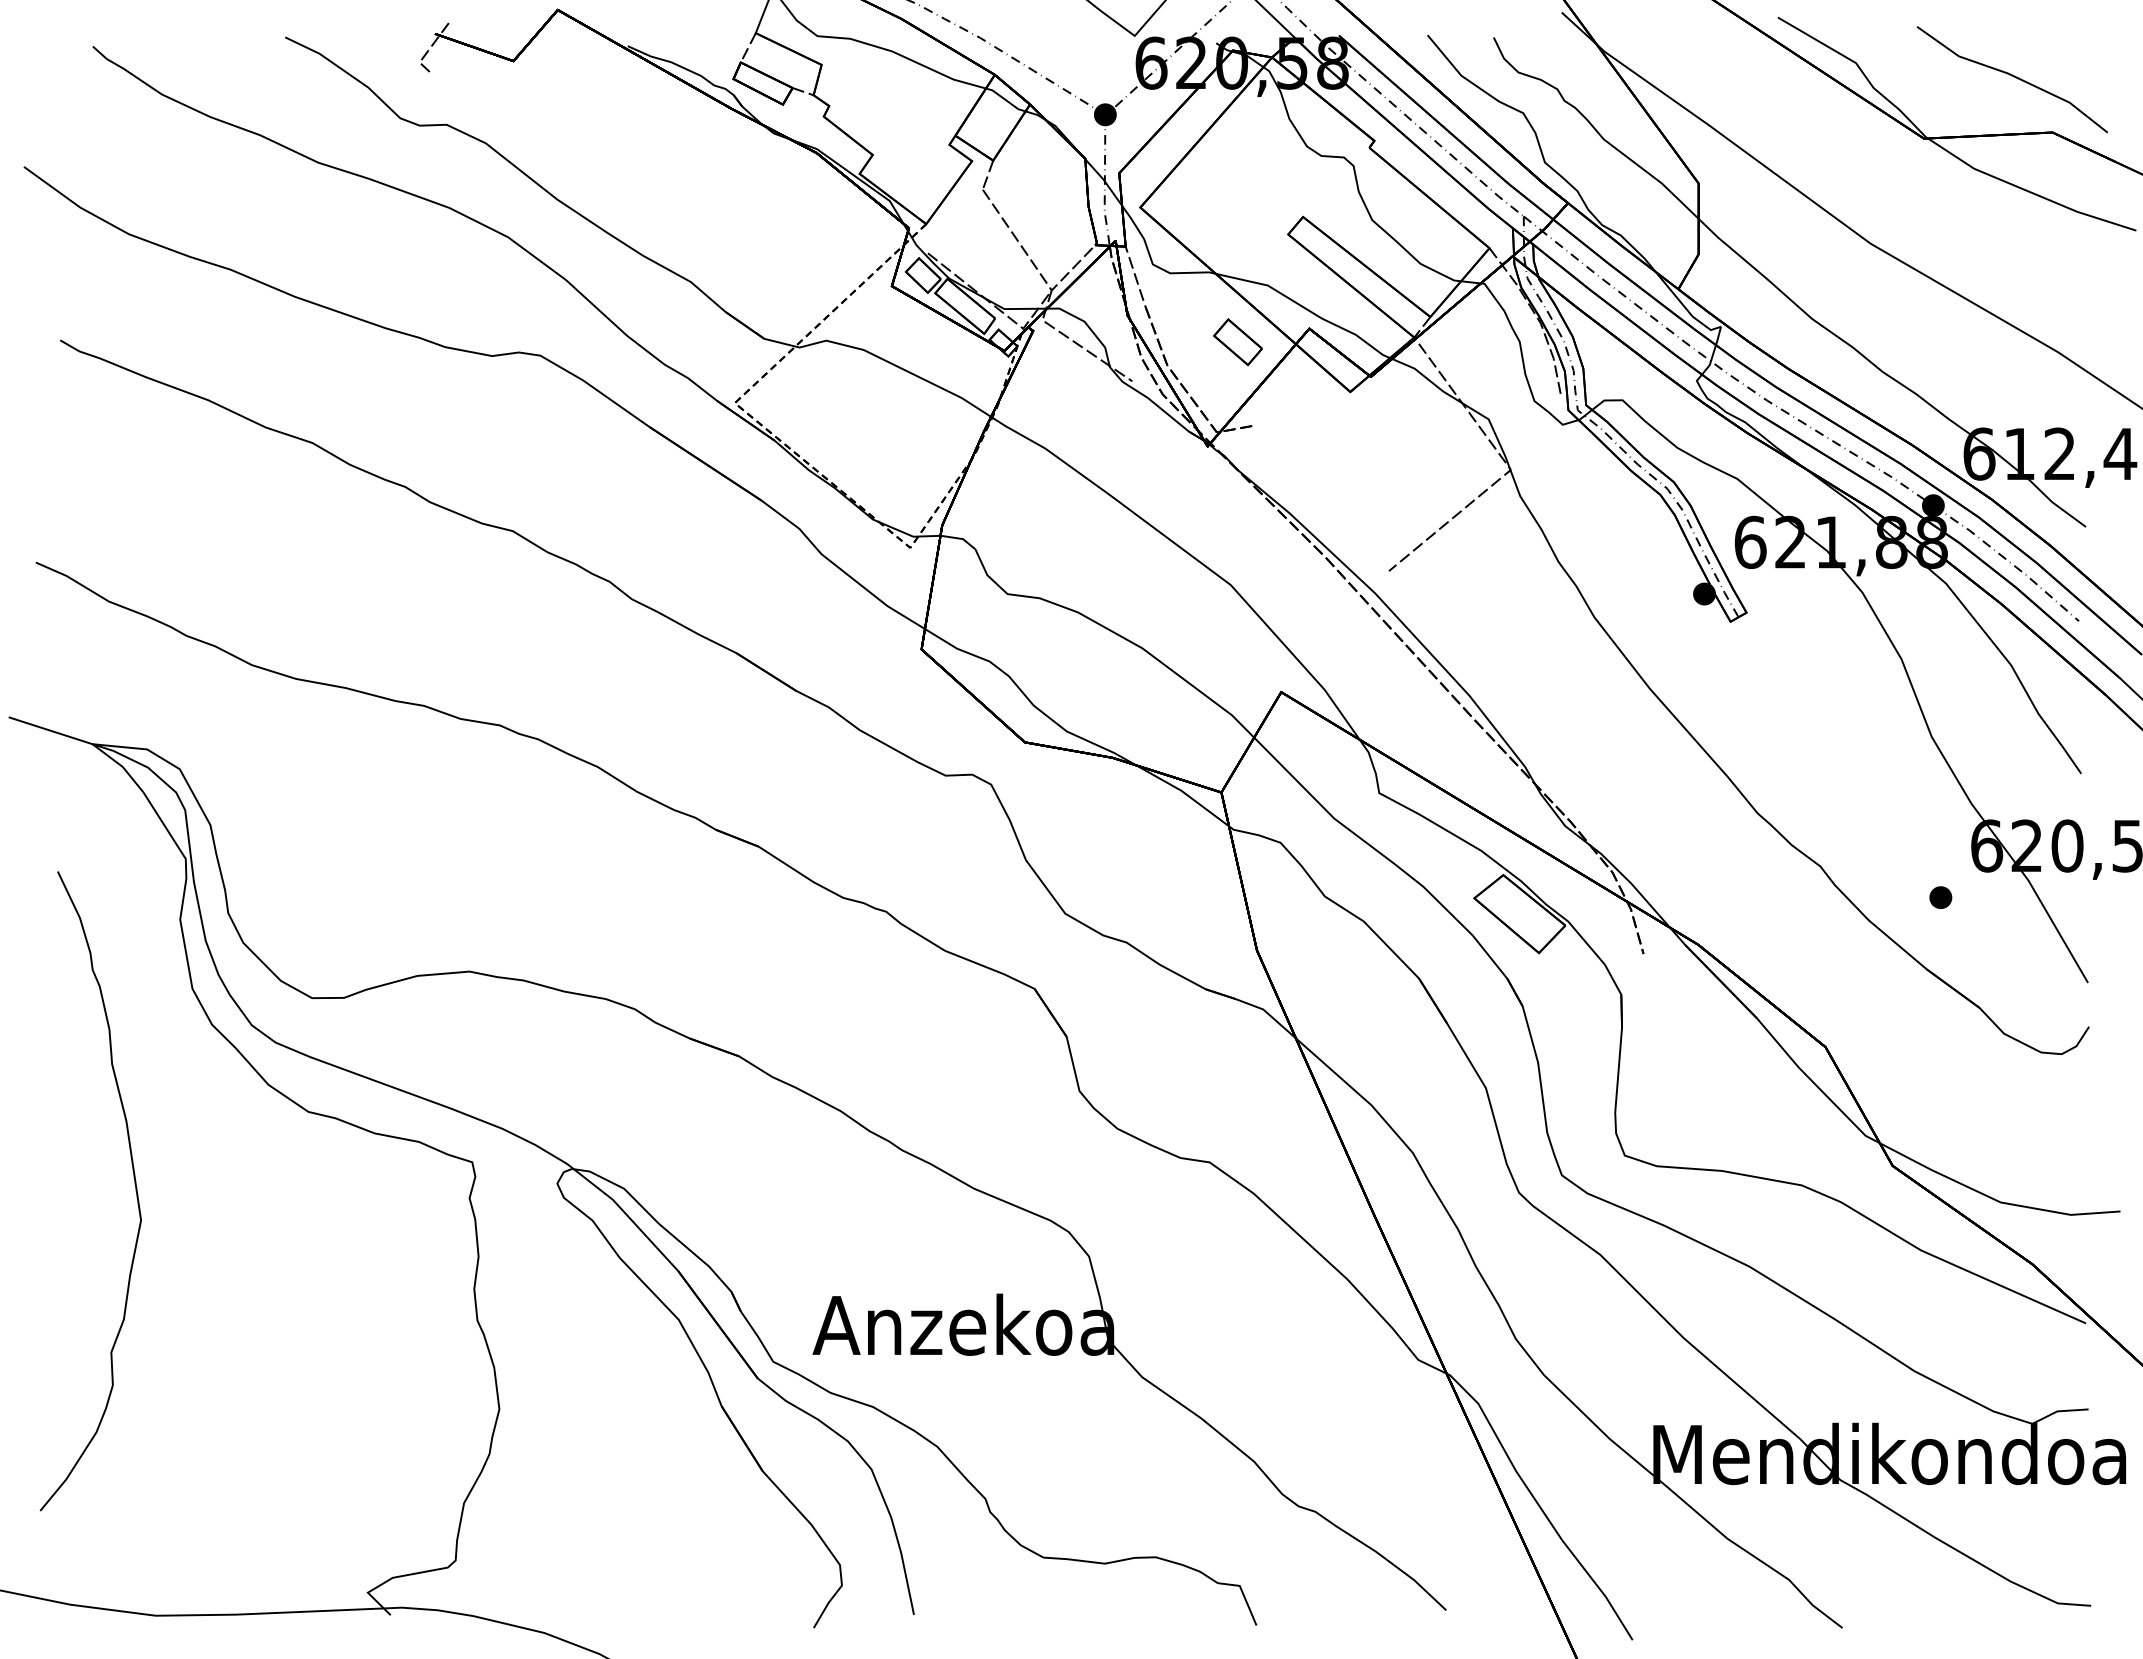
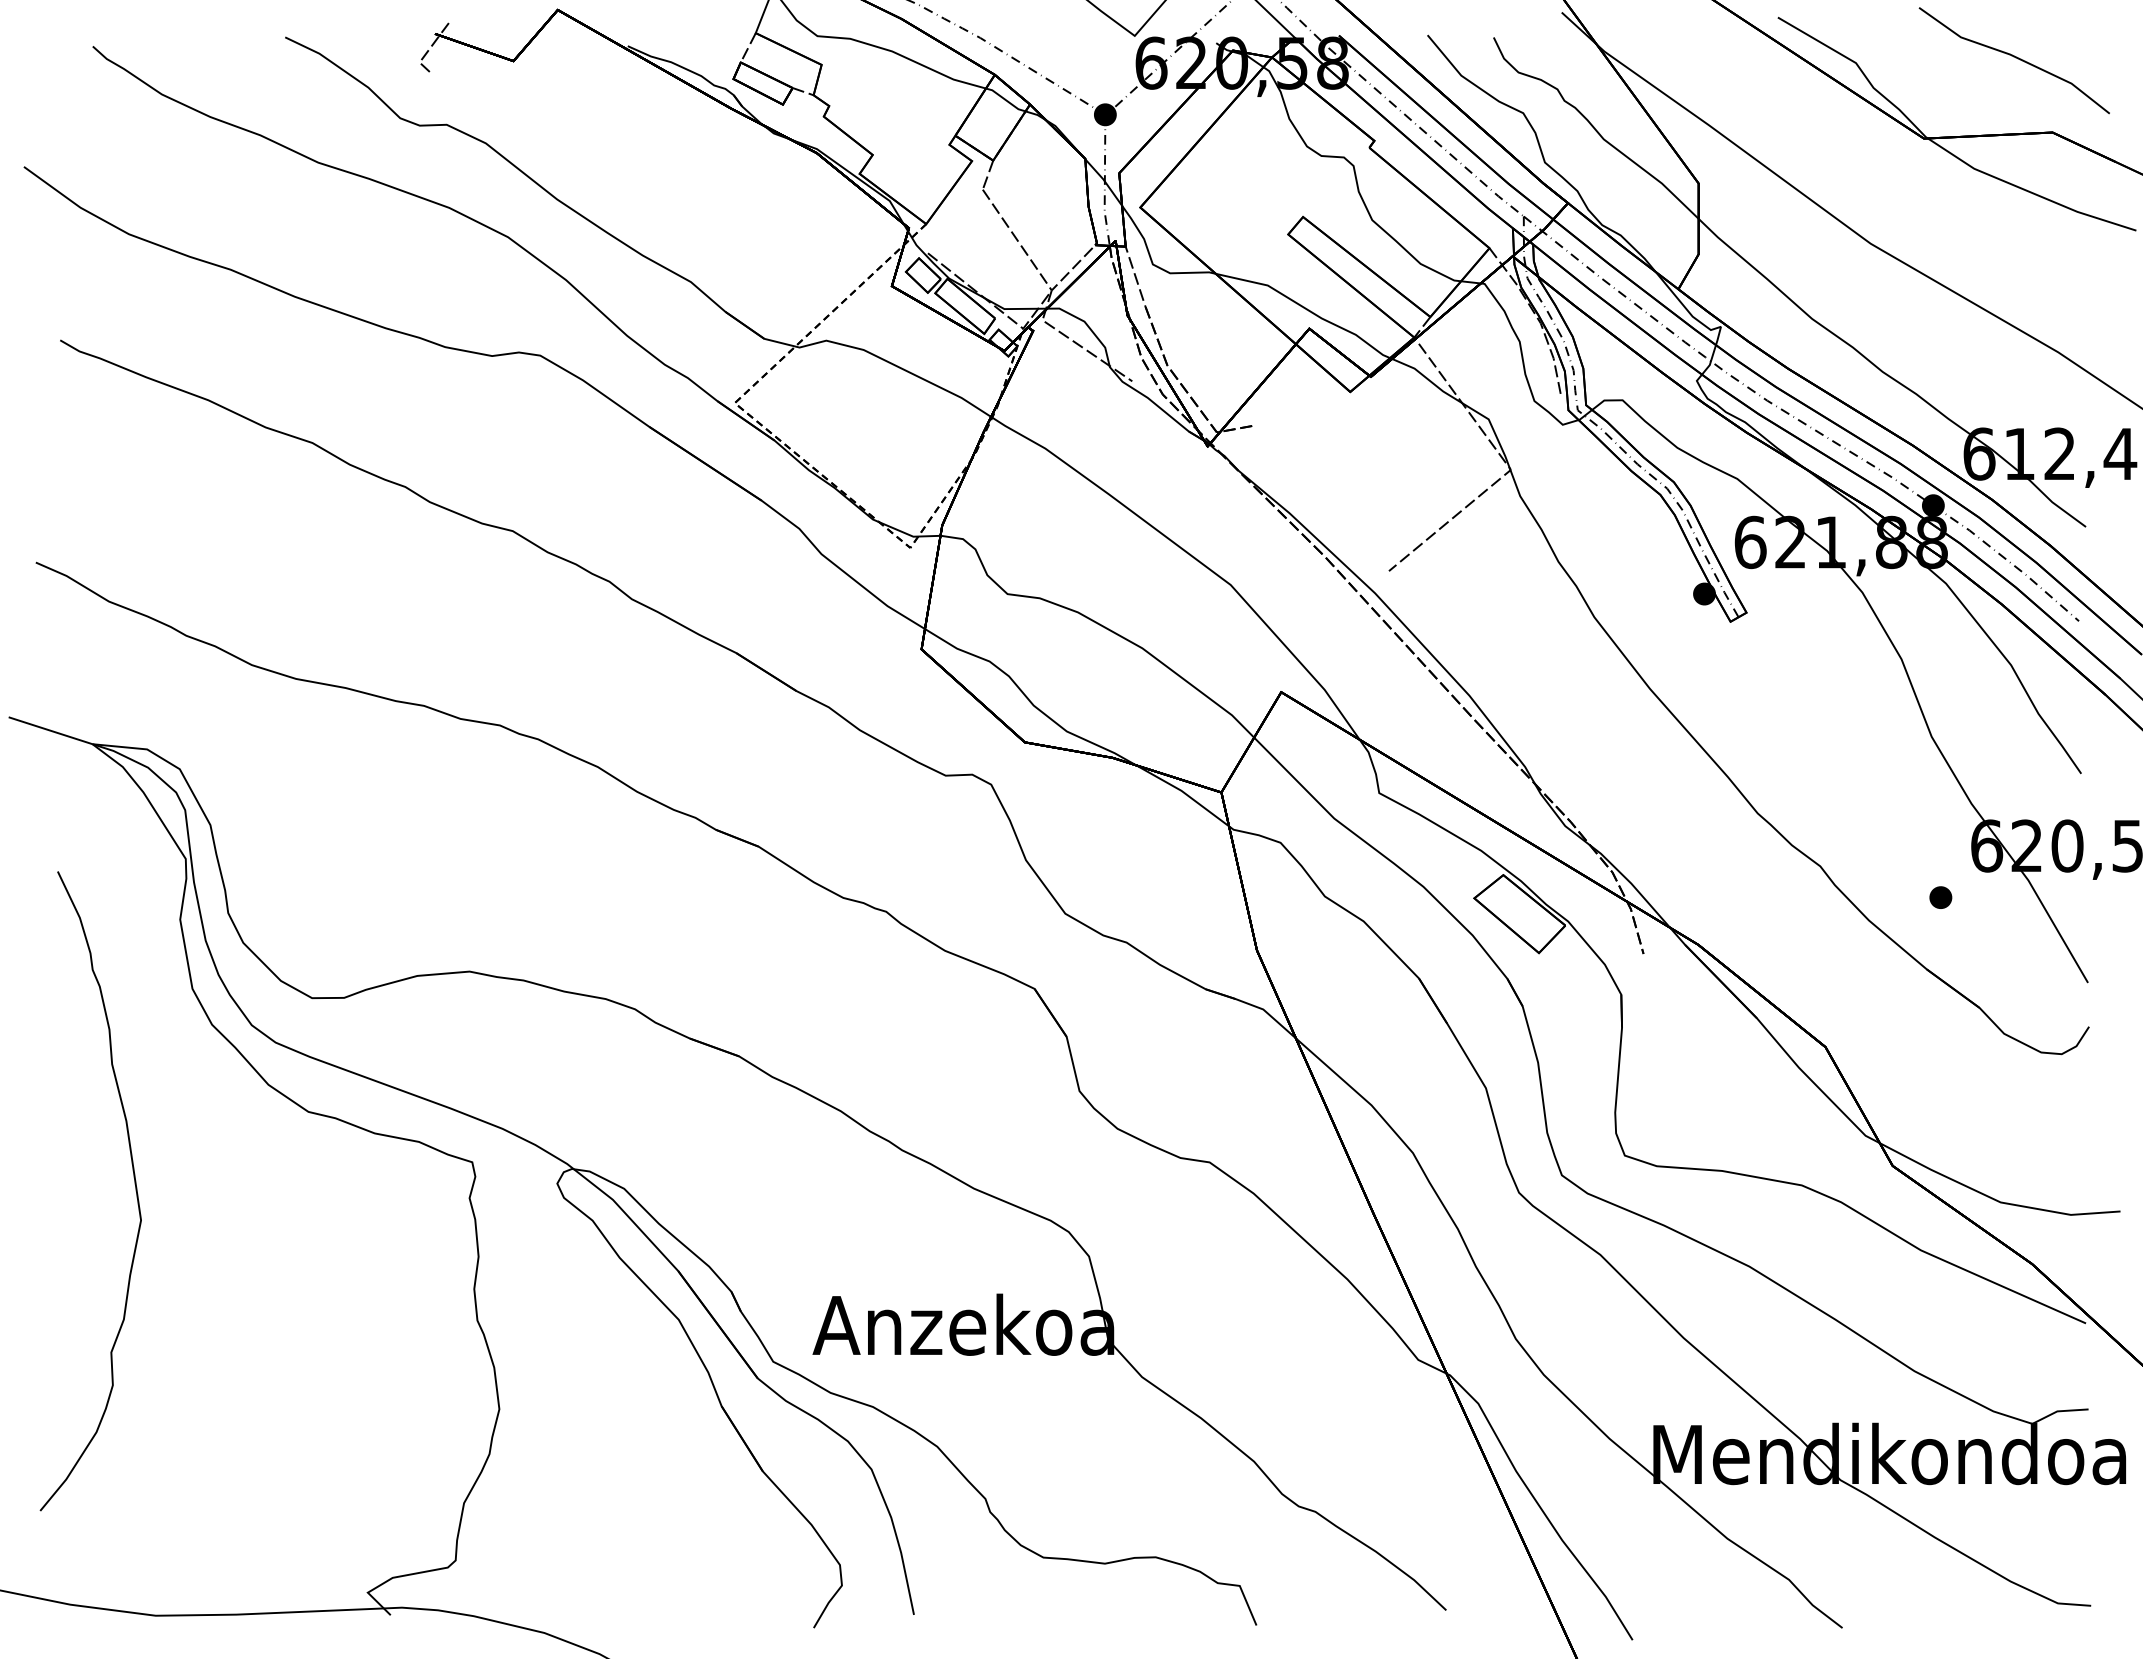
line position: (2013, 77) -> (2015, 58) (2015, 58)
part: present -> none (1237, 342)
